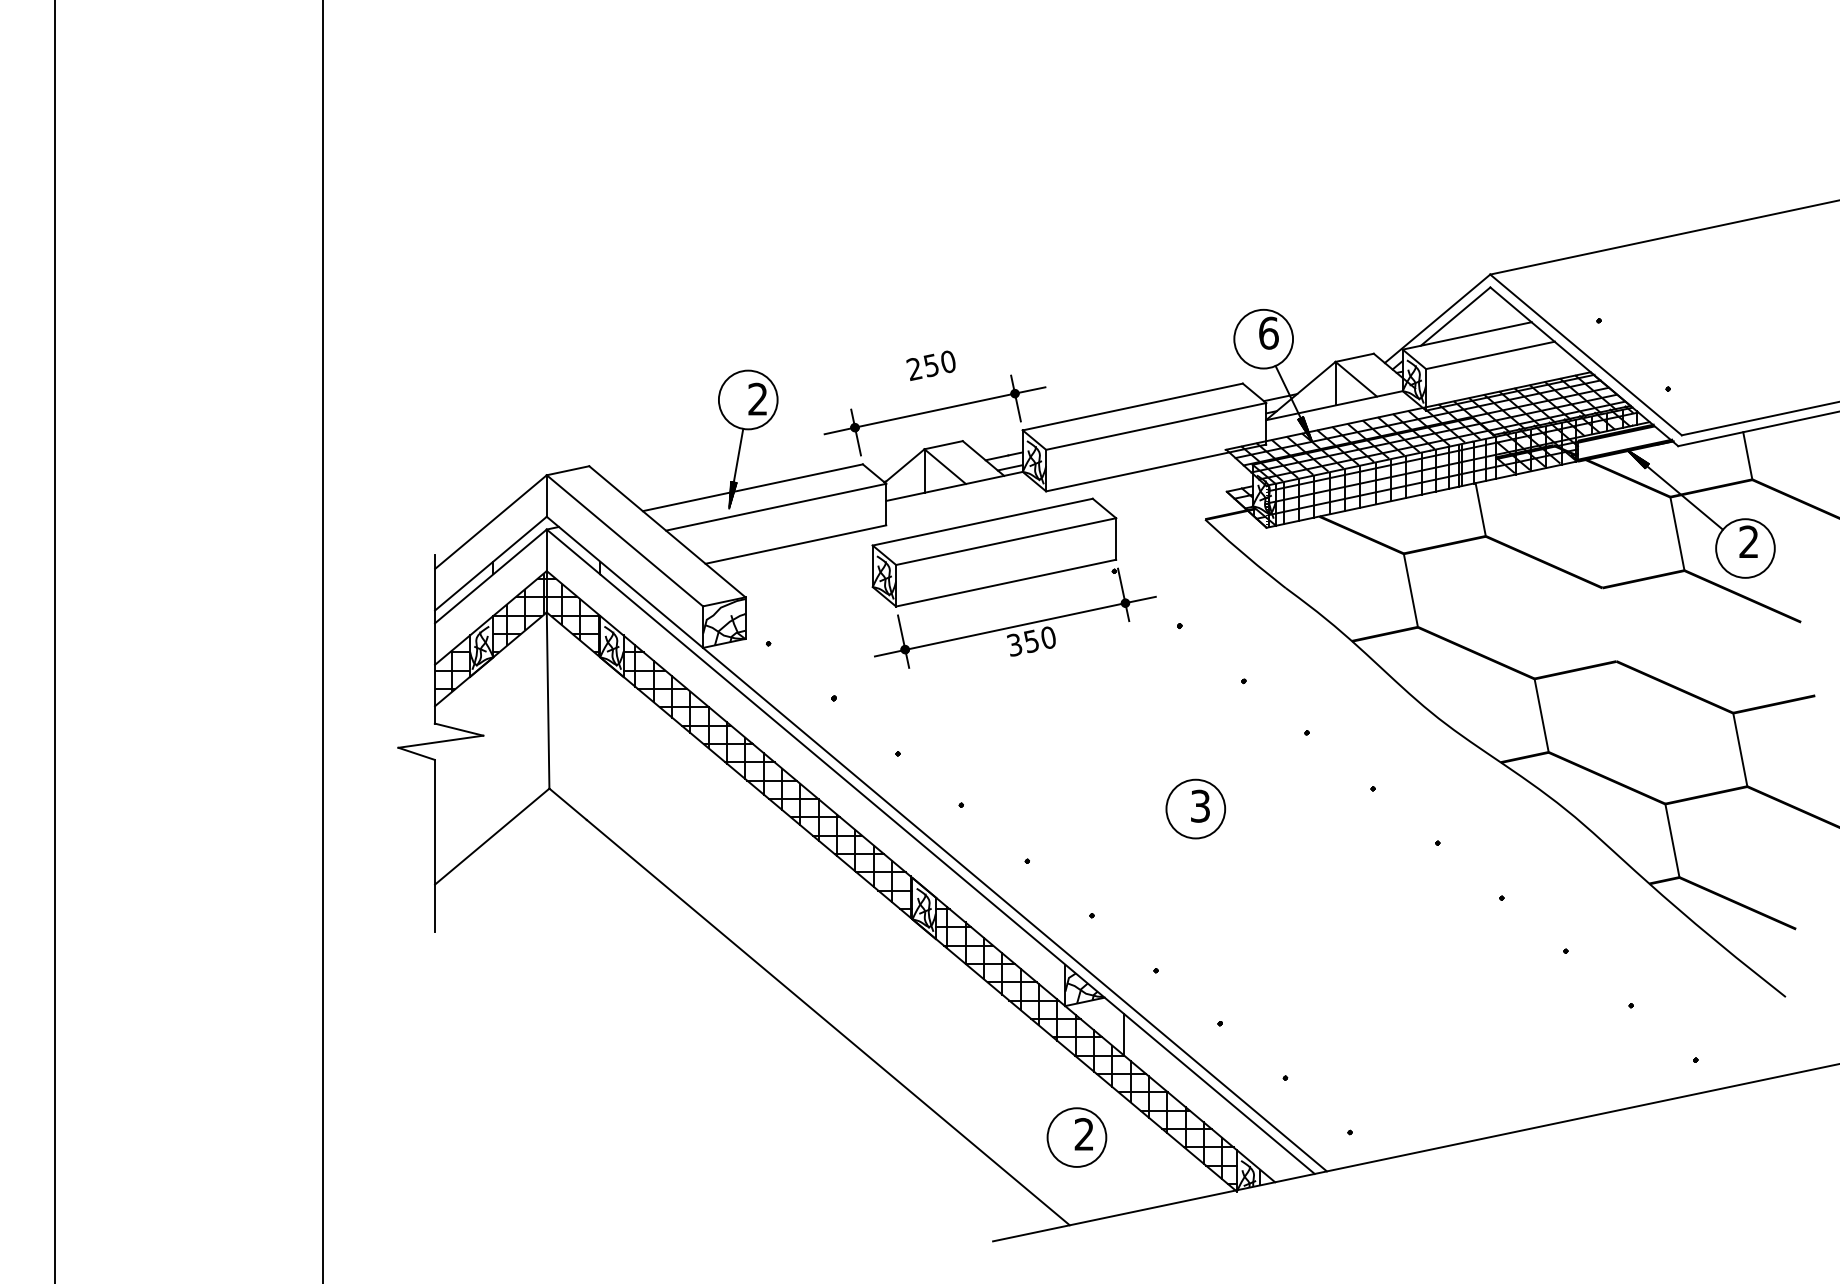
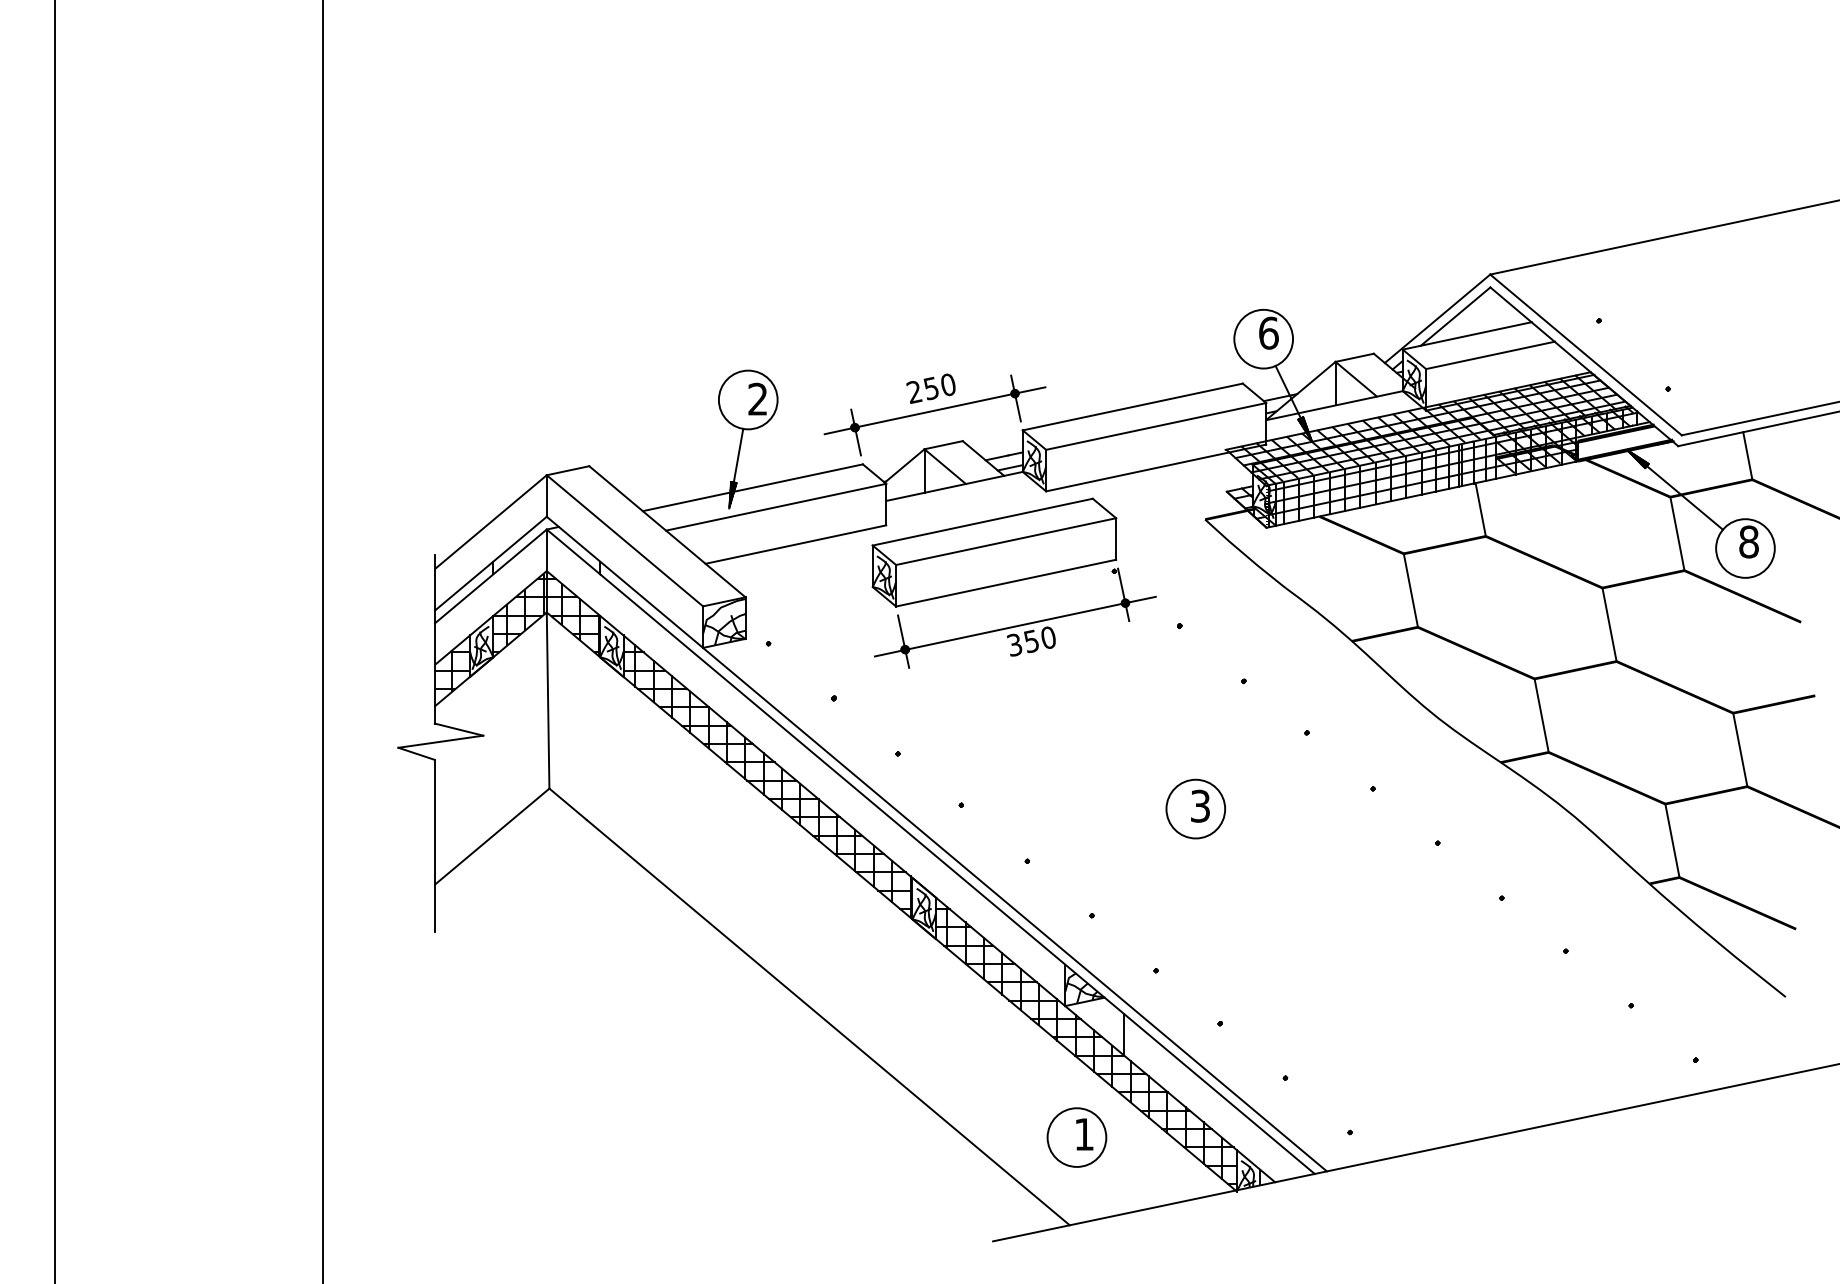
text position: (930, 365) -> (930, 388) (930, 388)
text: 2 -> 8 (1748, 541)
line: none -> present (1609, 624)
text: 2 -> 1 (1083, 1134)
